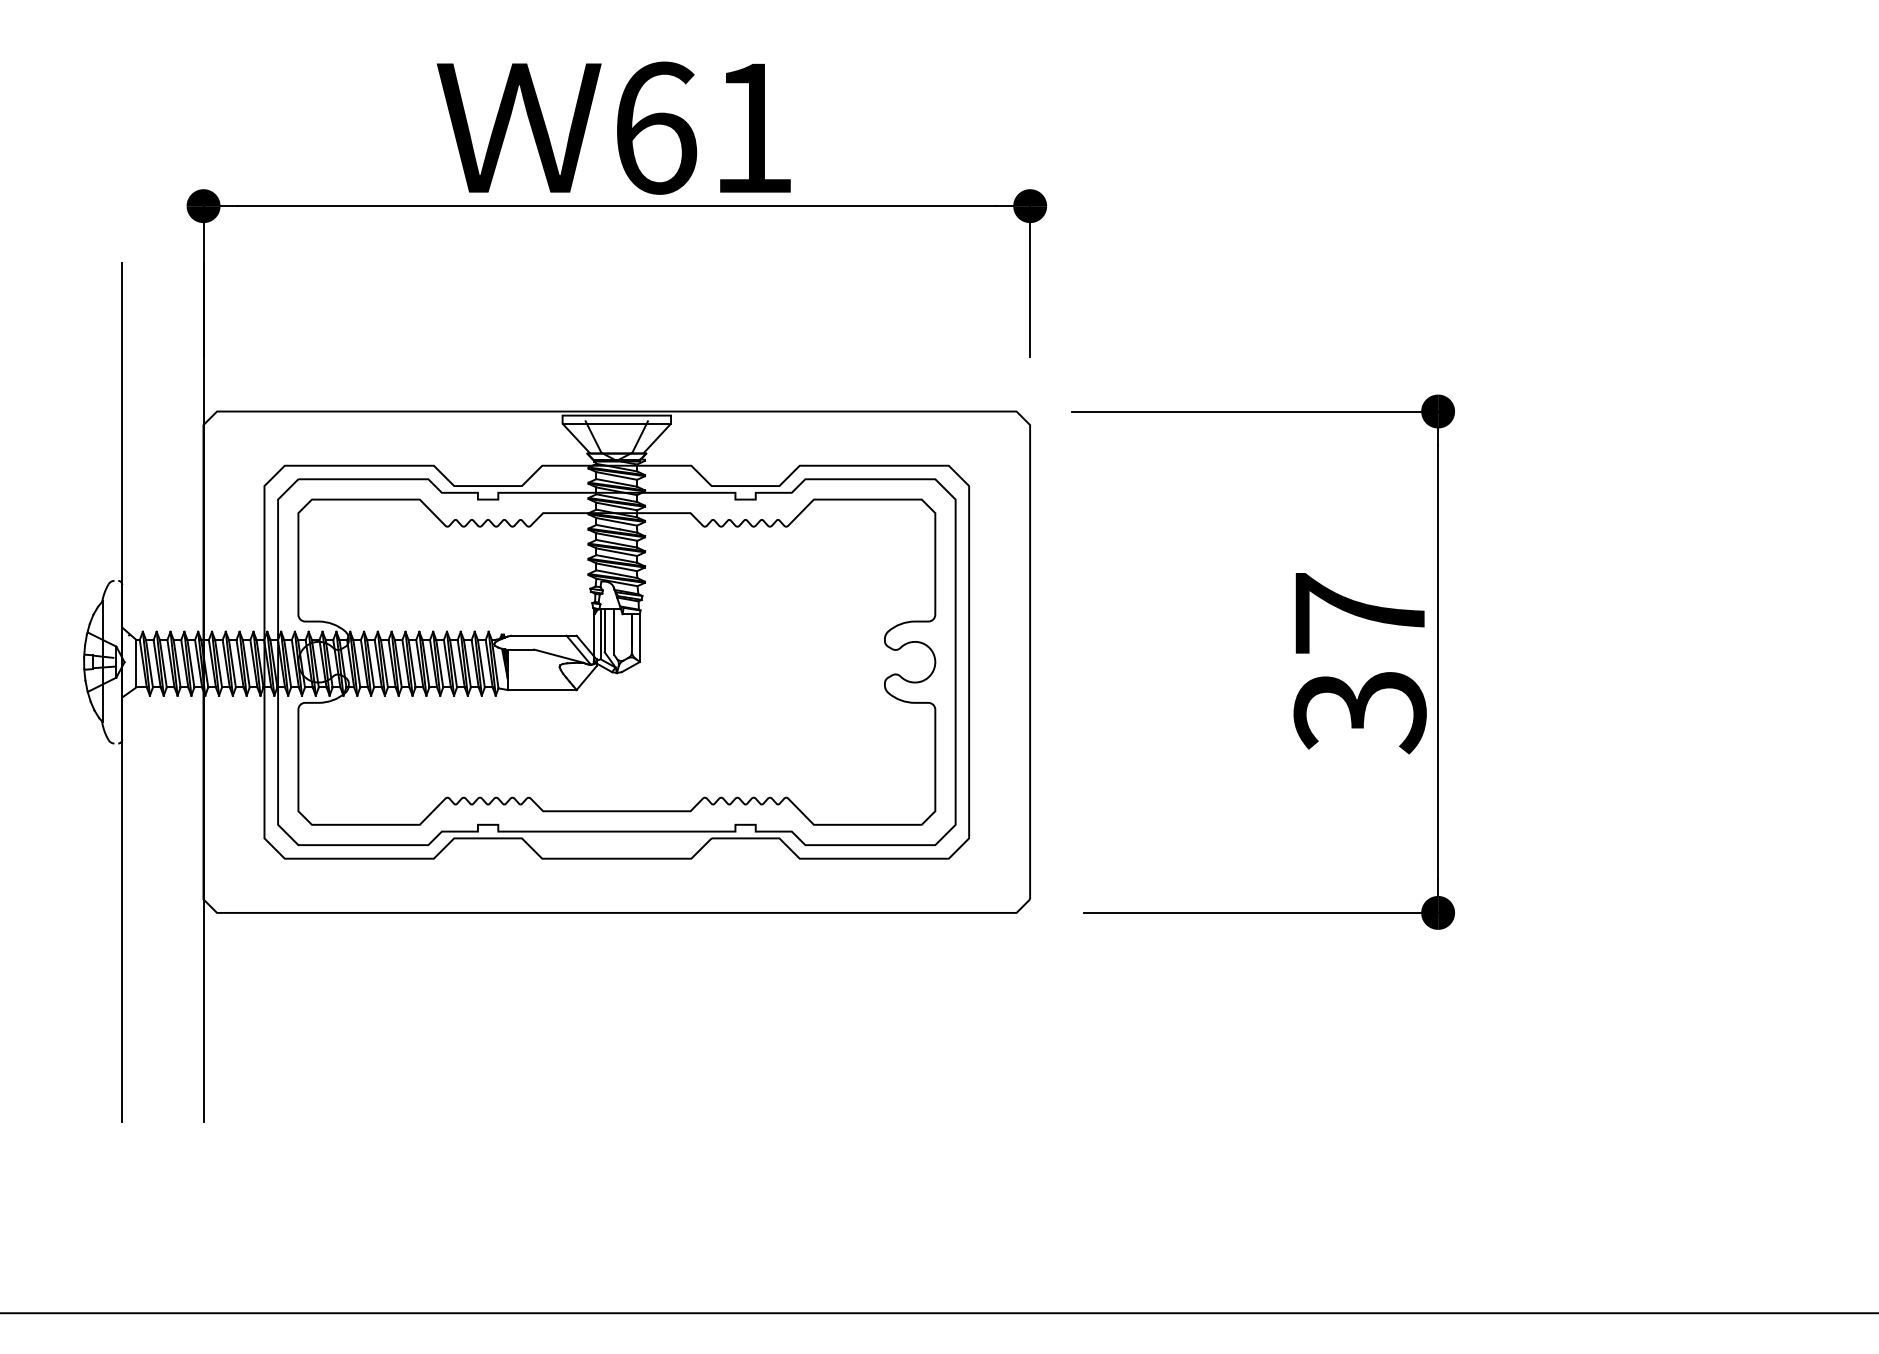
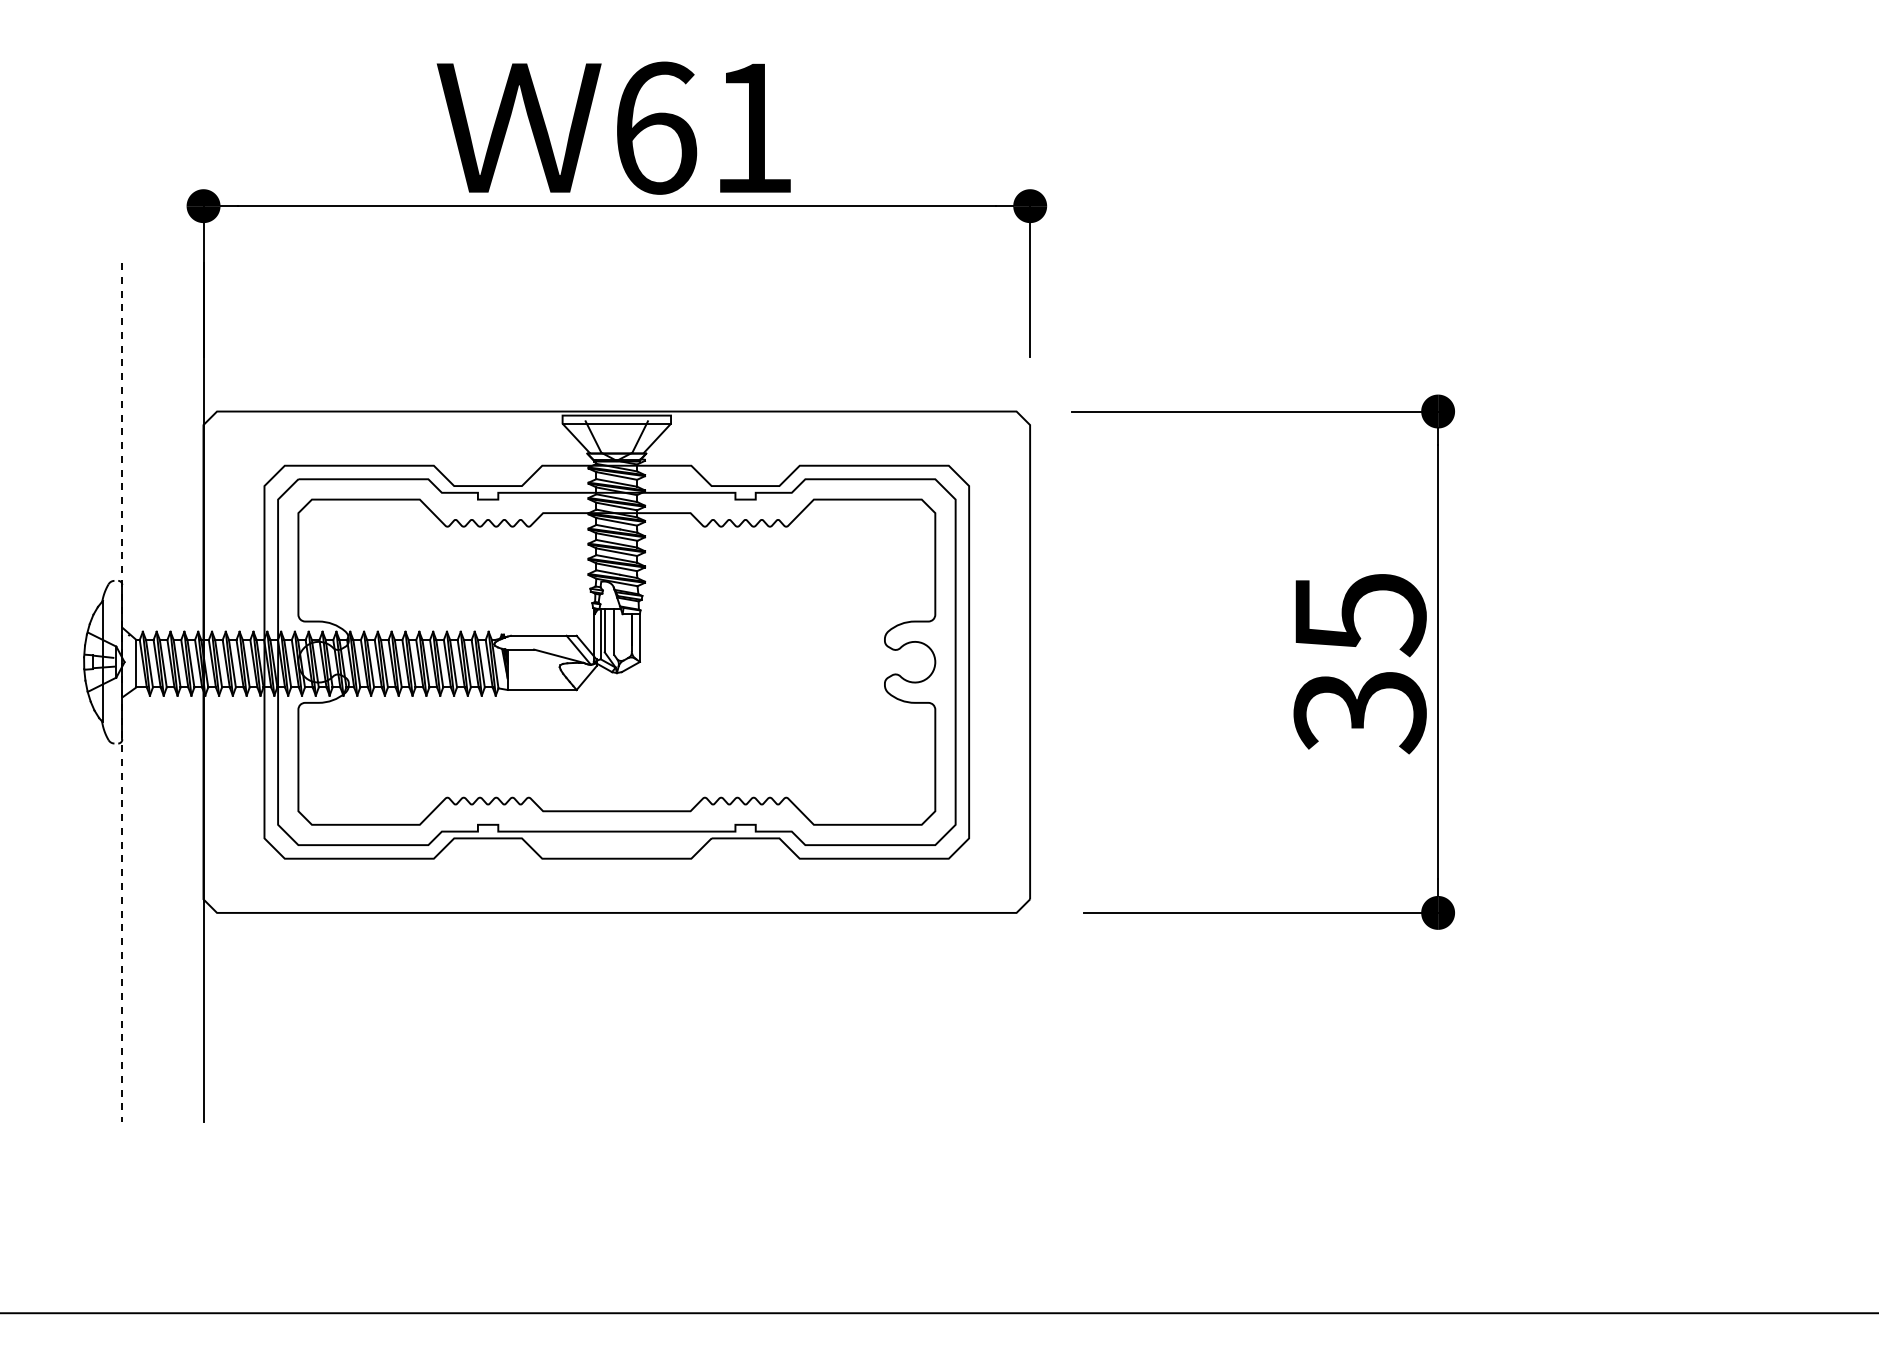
text: 37 -> 35 (1360, 615)
line: solid -> dashed (122, 692)
